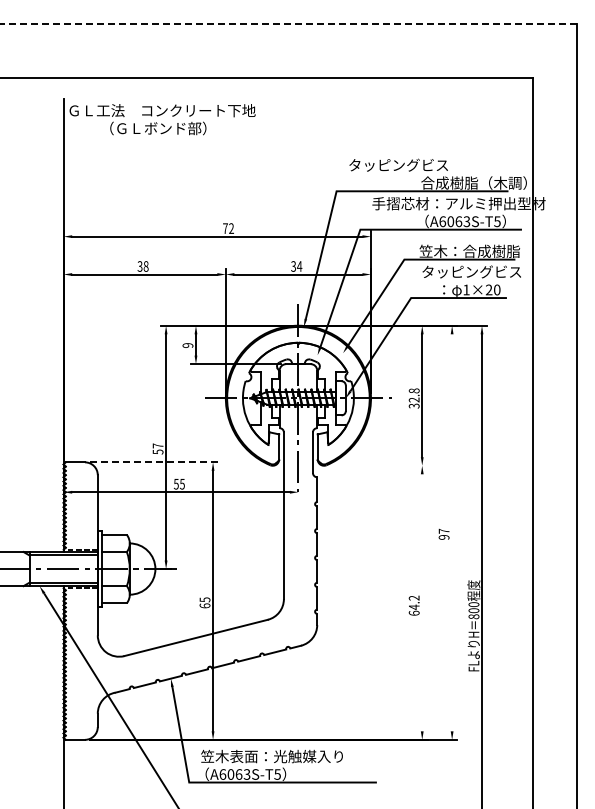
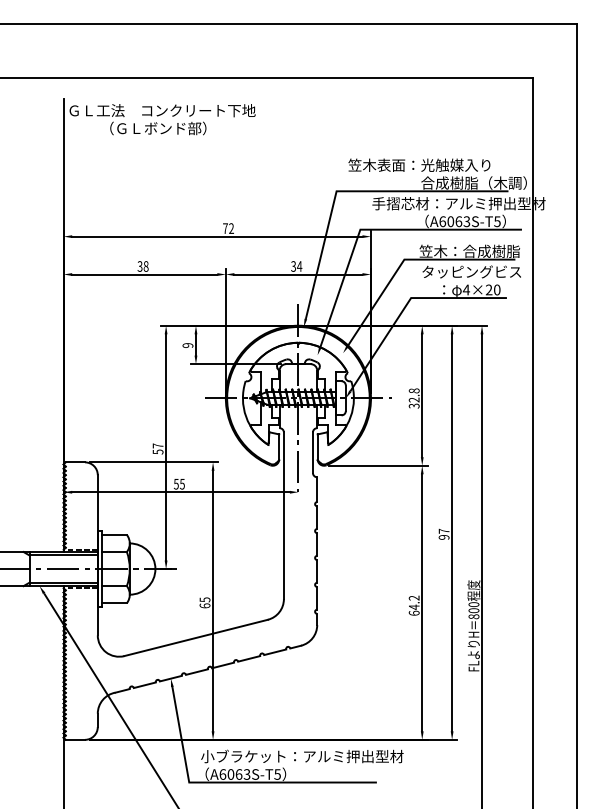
line: dashed -> solid (288, 24)
text: タッピングビス -> 笠木表面：光触媒入り (419, 164)
text: 1×20 -> 4×20 (466, 289)
line: dashed -> solid (154, 462)
line: none -> present (378, 465)
line: none -> present (452, 532)
line: none -> present (422, 602)
text: 笠木表面：光触媒入り -> 小ブラケット：アルミ押出型材 (302, 756)
